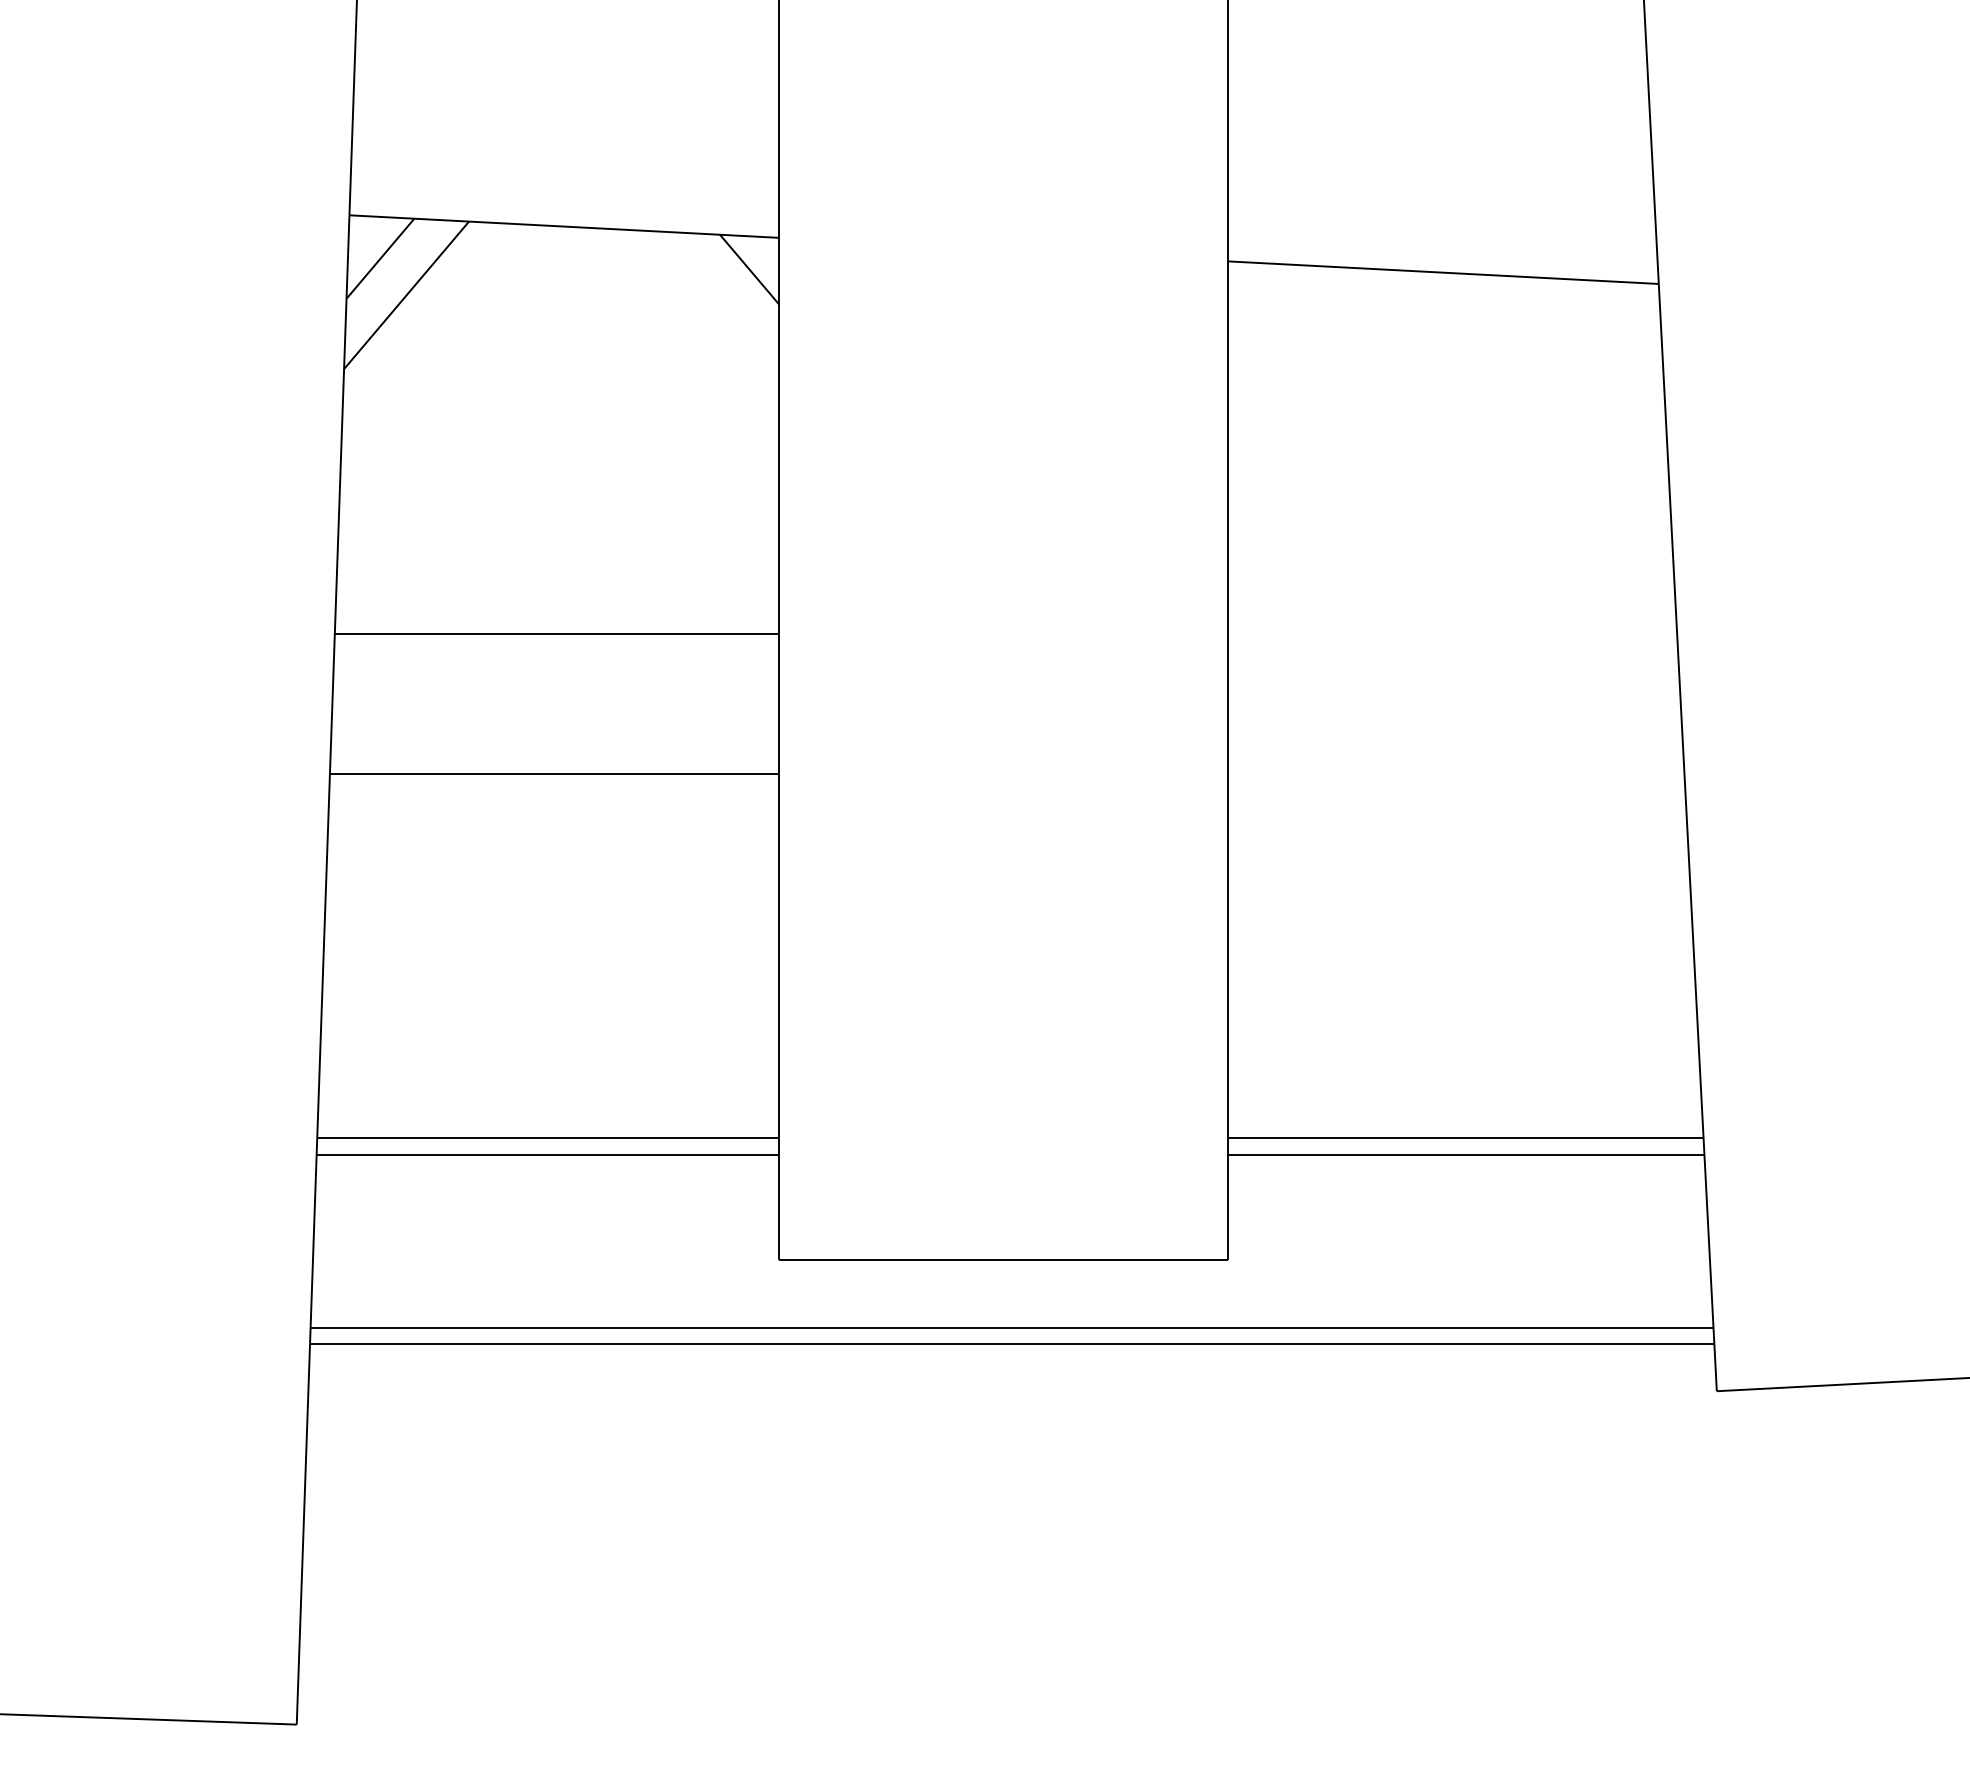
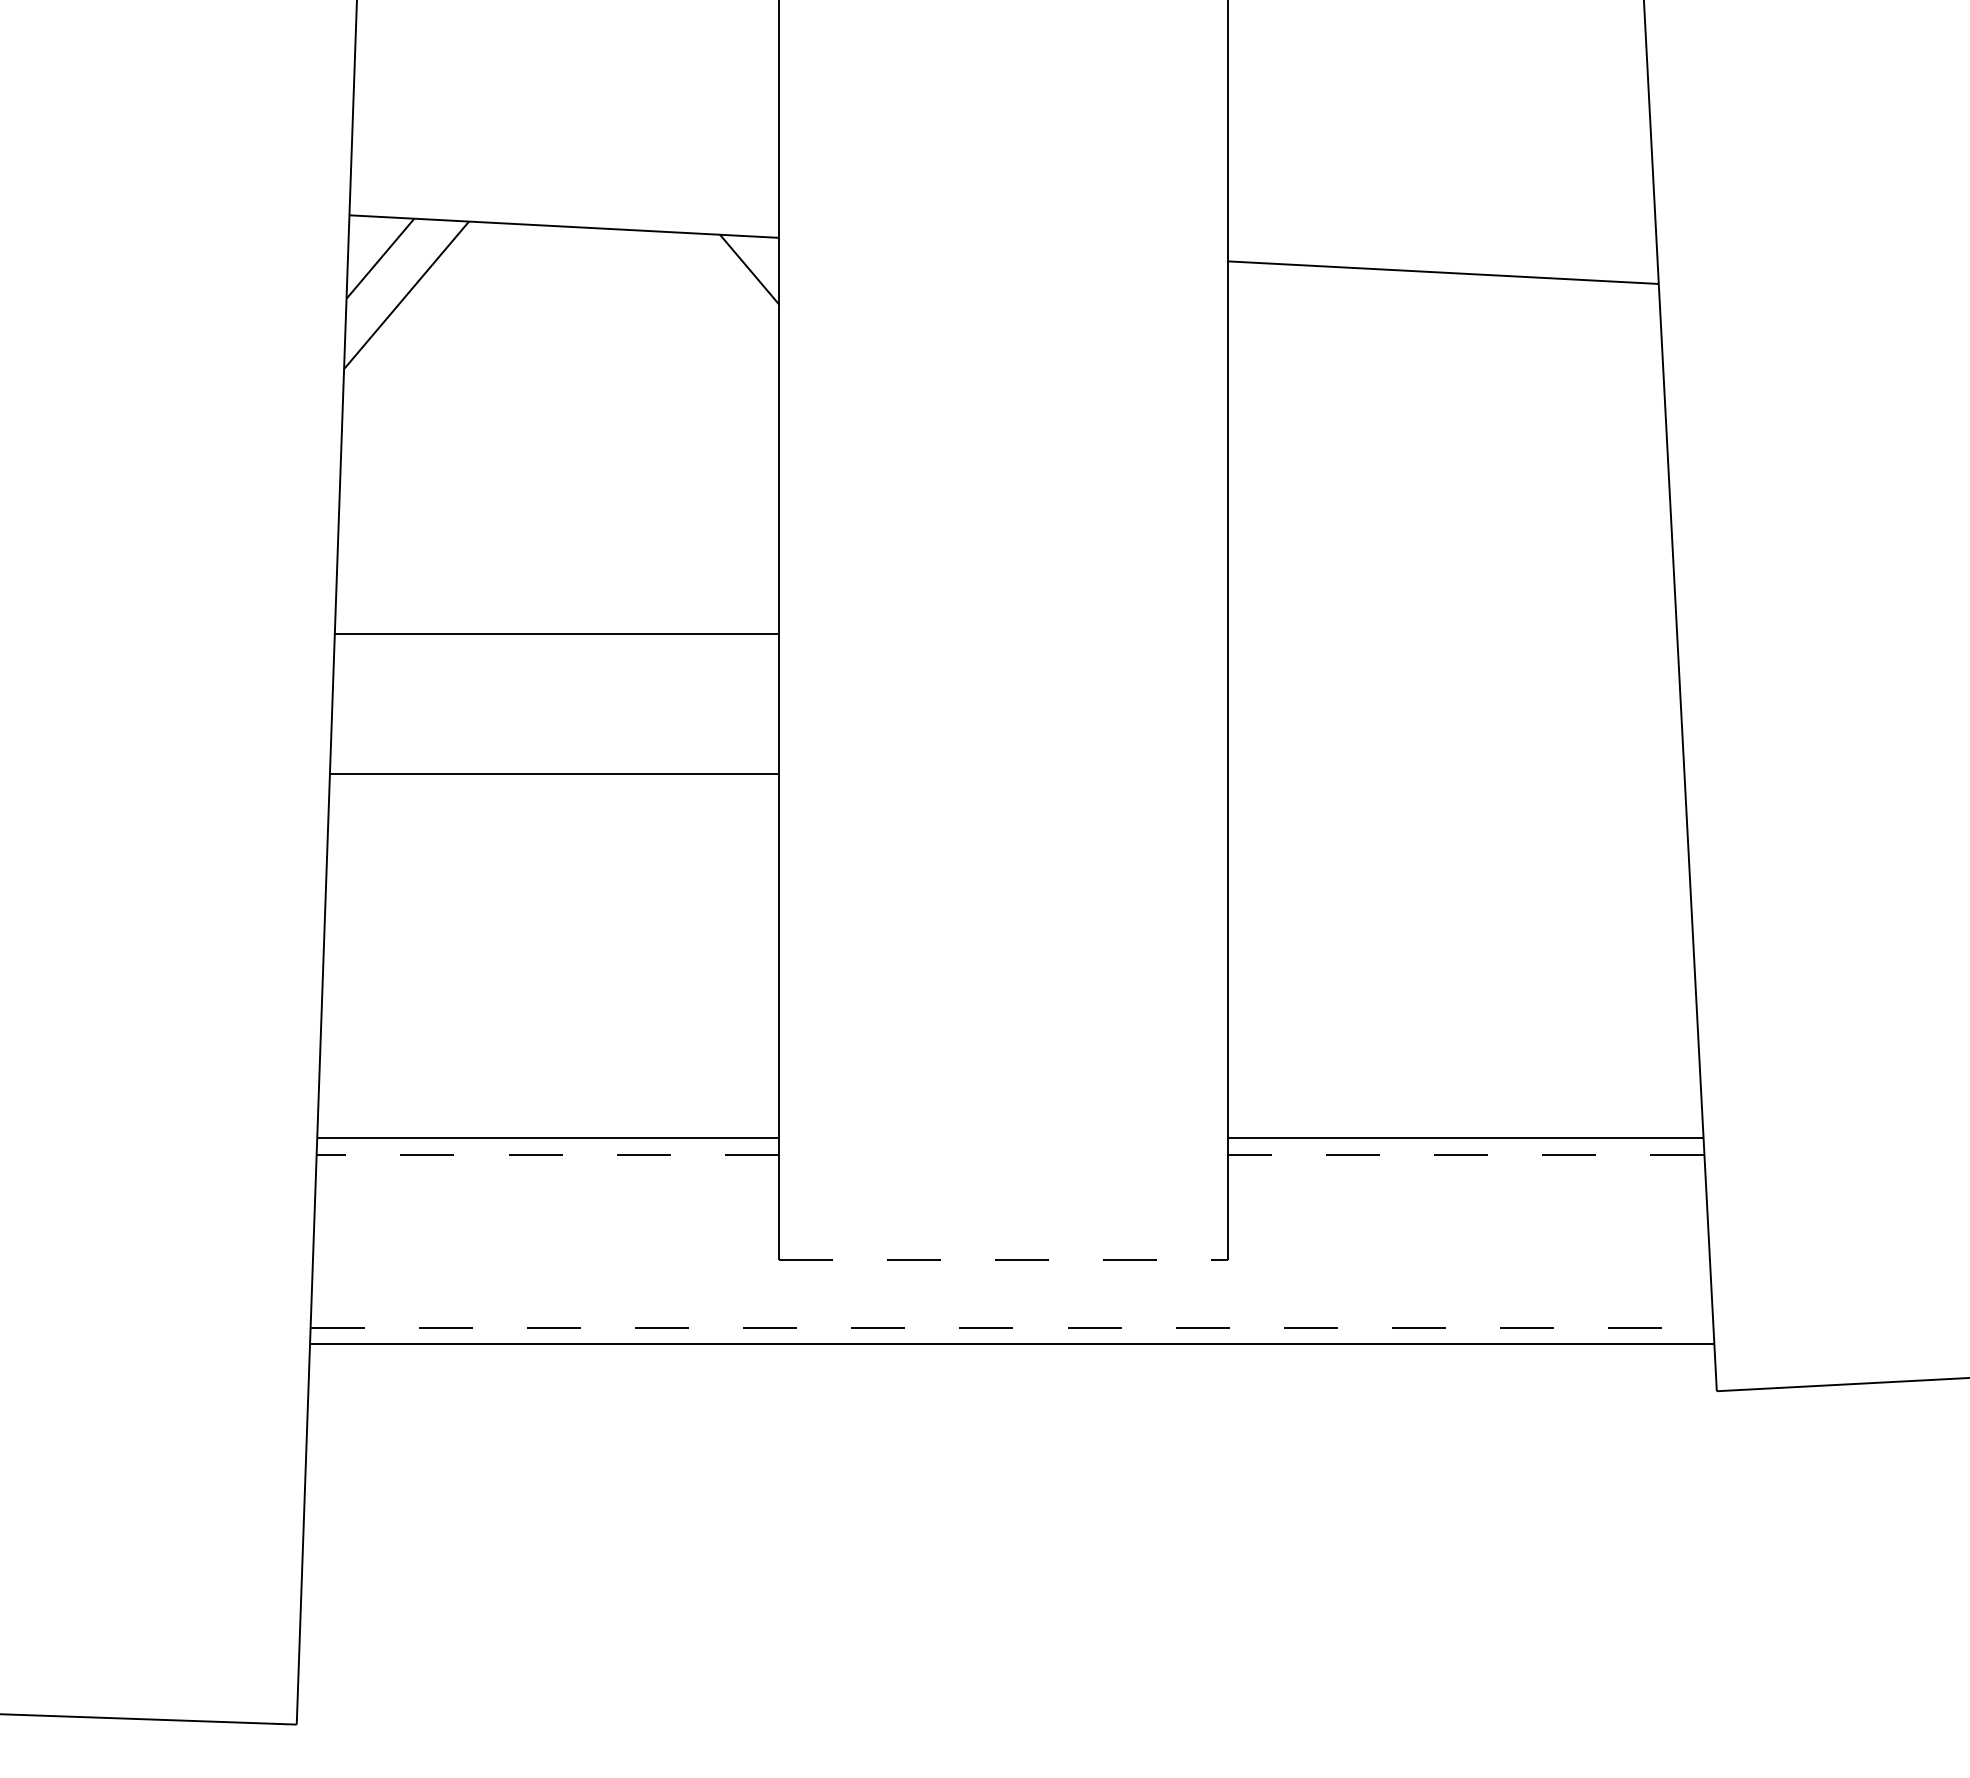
line: solid -> dashed (547, 1154)
line: solid -> dashed (1465, 1154)
line: solid -> dashed (1003, 1259)
line: solid -> dashed (1012, 1327)
